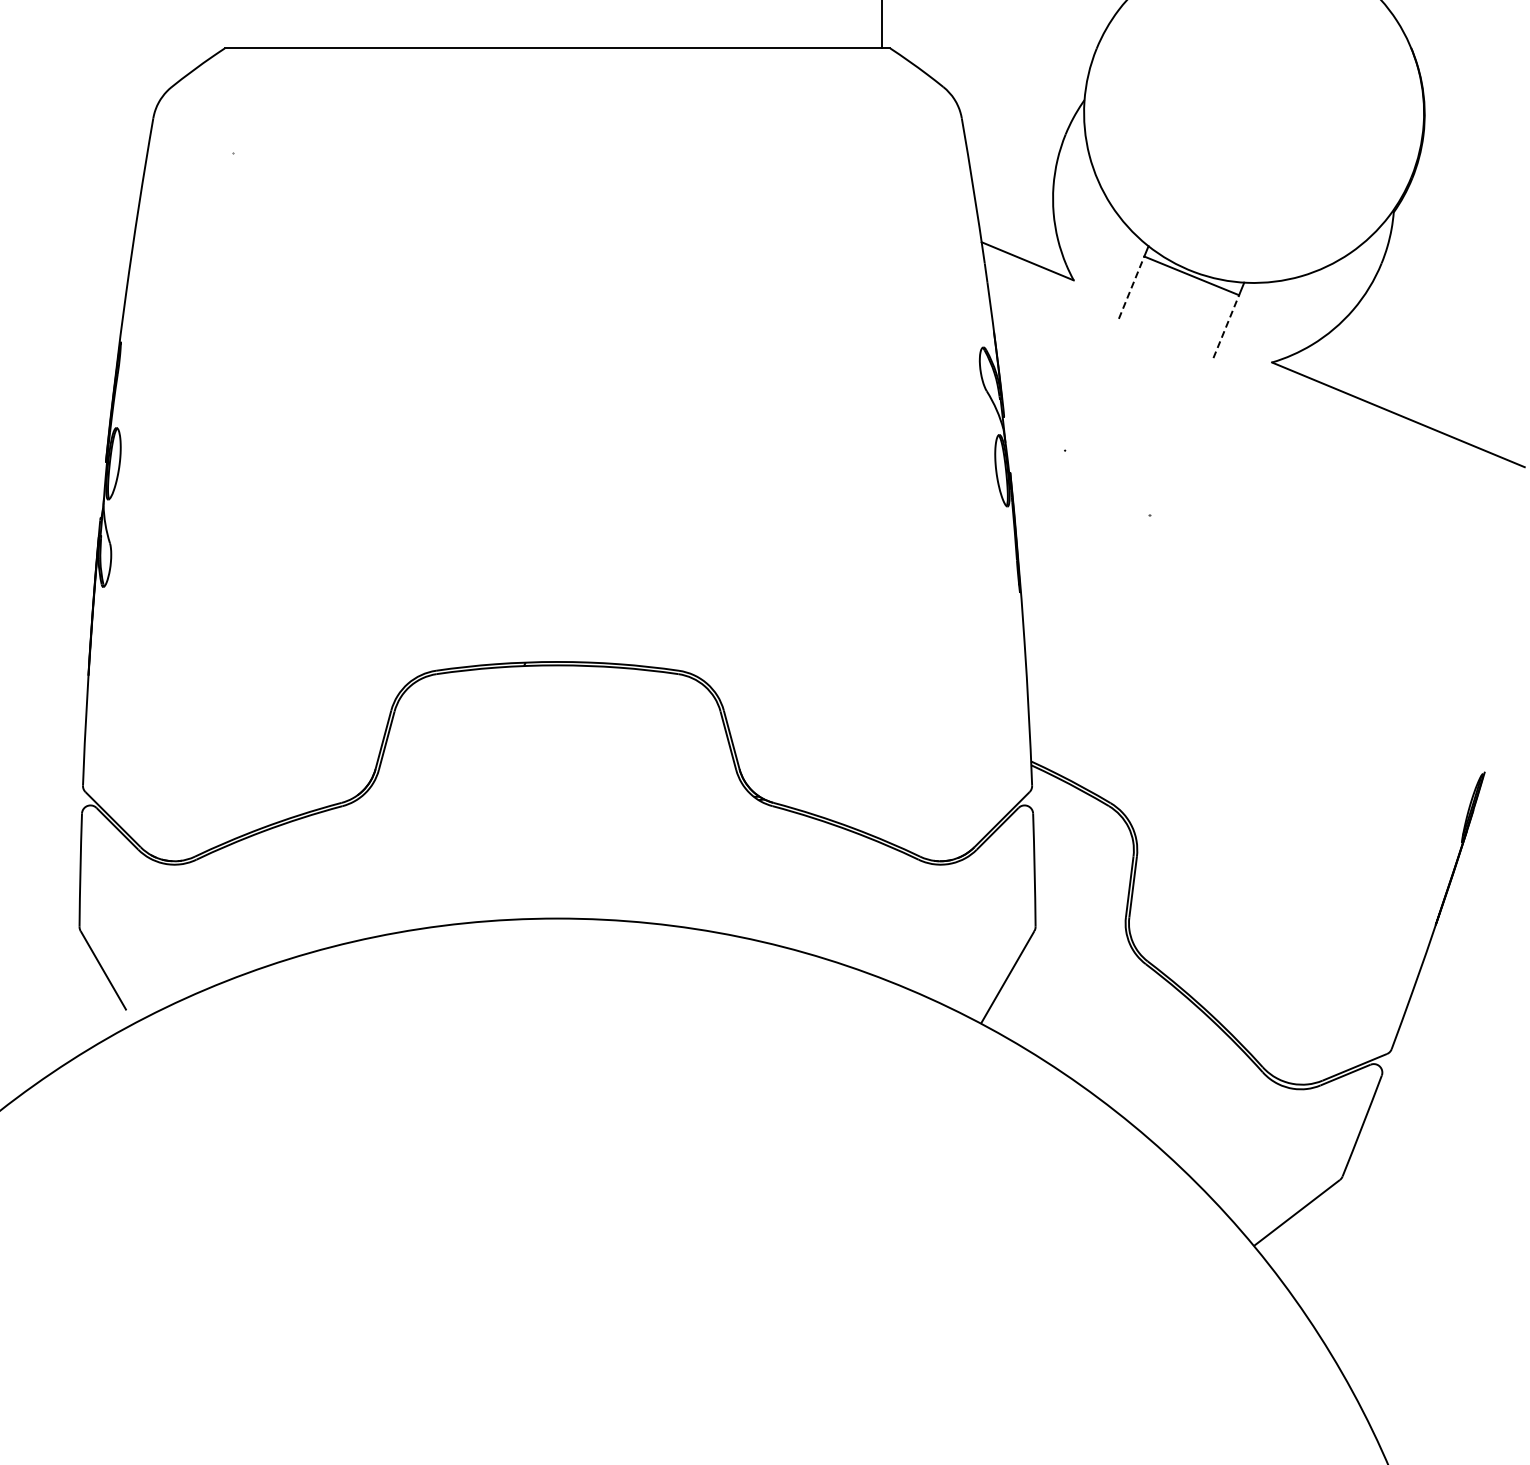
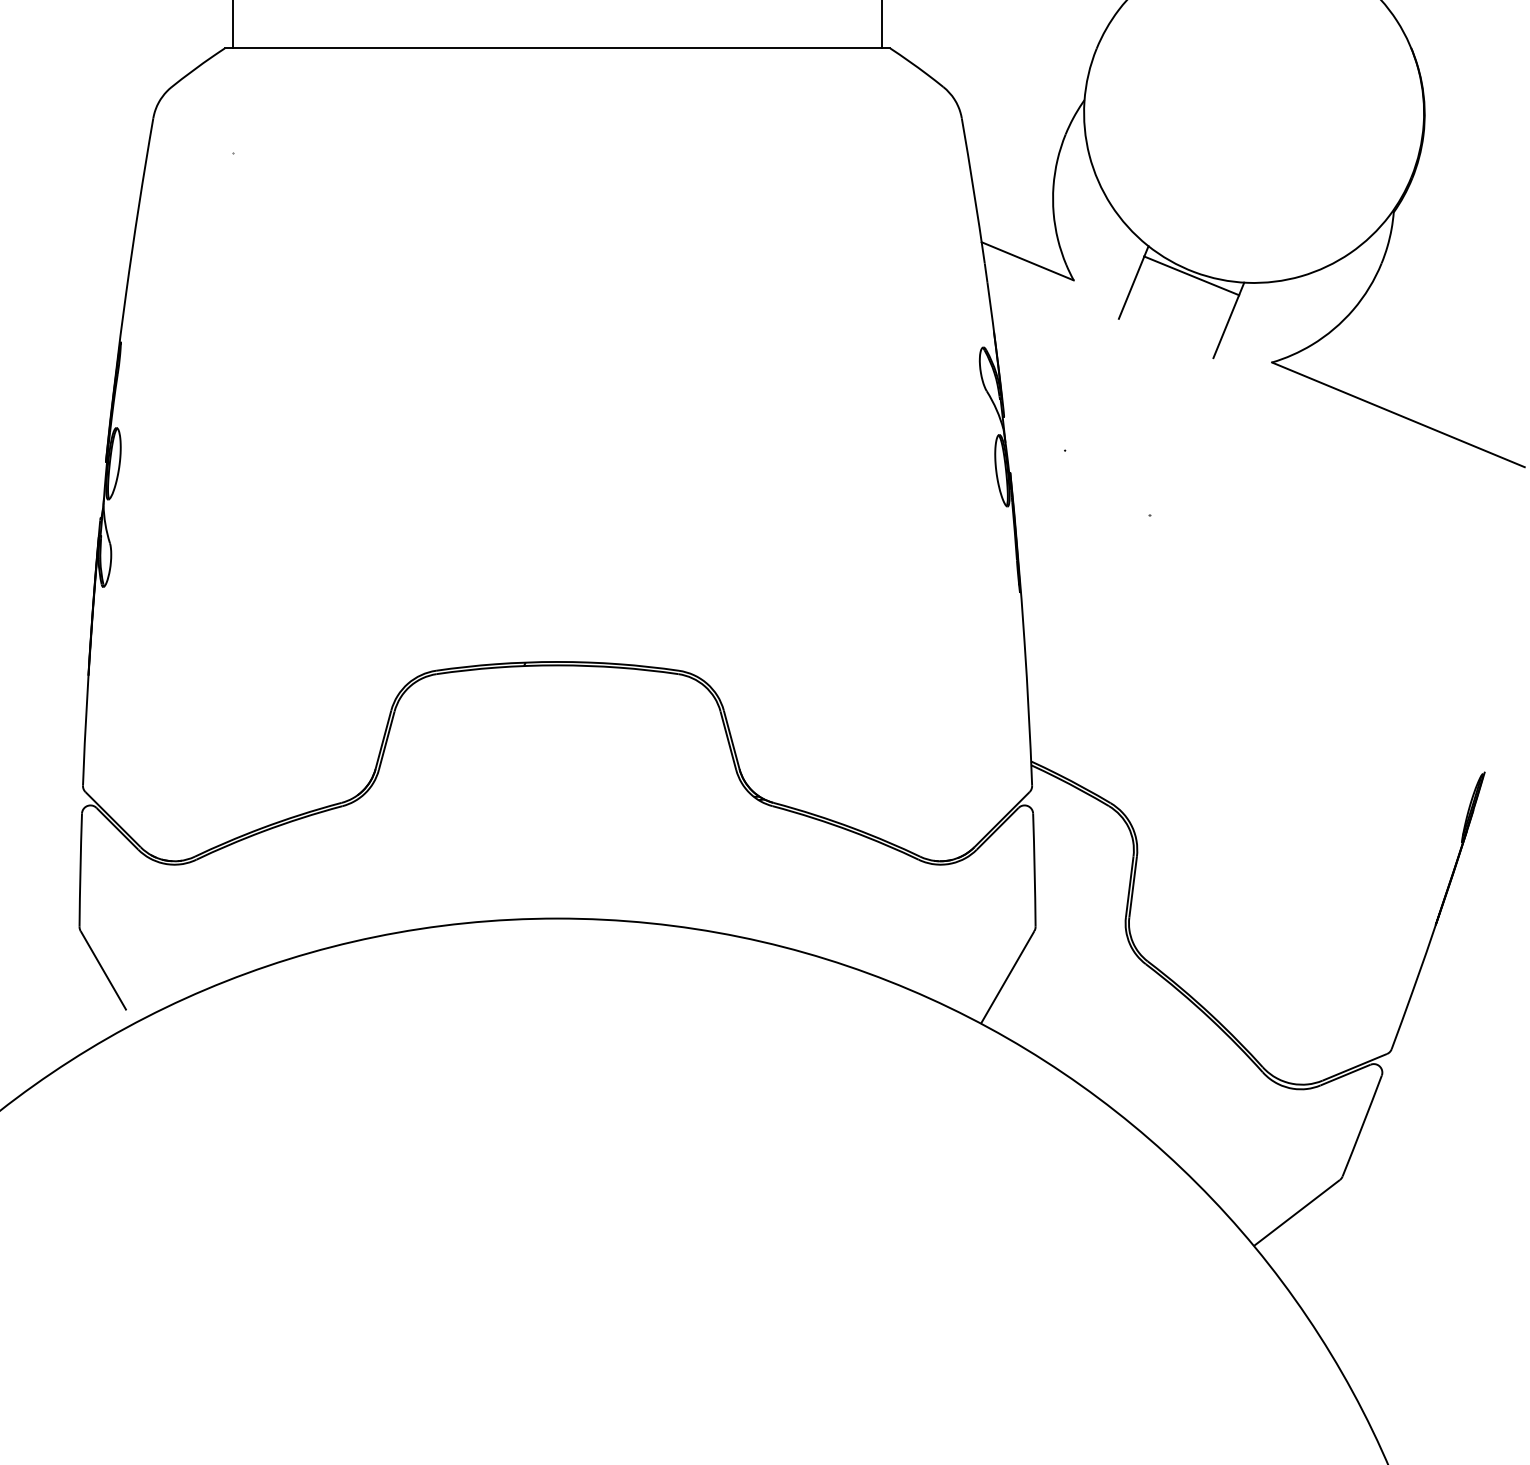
line: none -> present (233, 25)
line: dashed -> solid (1131, 287)
line: dashed -> solid (1226, 326)
